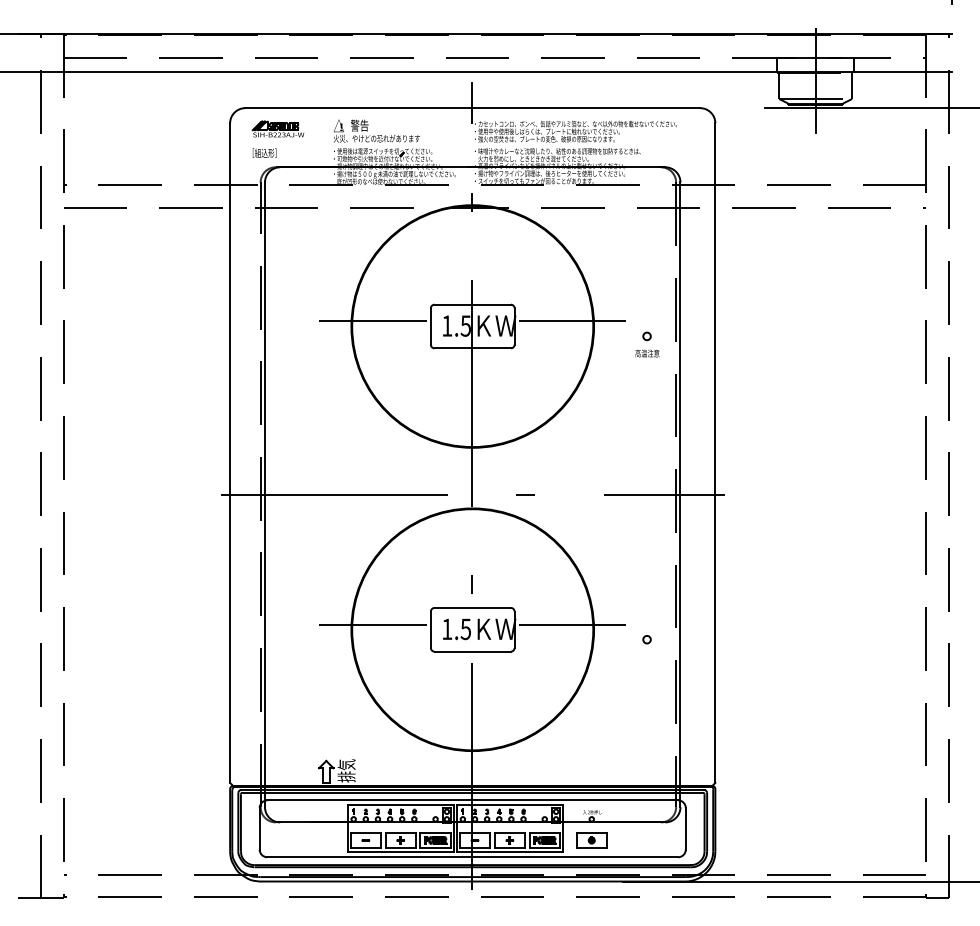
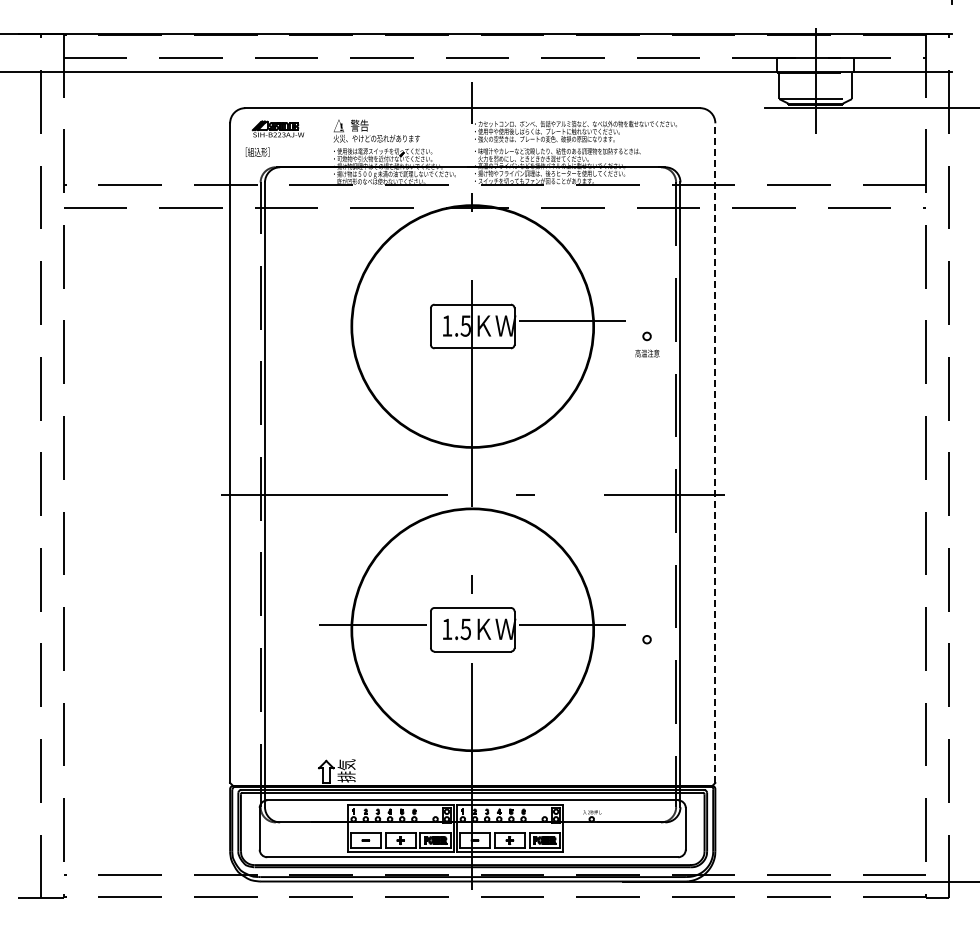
text position: (264, 152) -> (257, 151) (257, 151)
line: present -> none (372, 321)
line: solid -> dashed (715, 453)
part: present -> none (591, 840)
